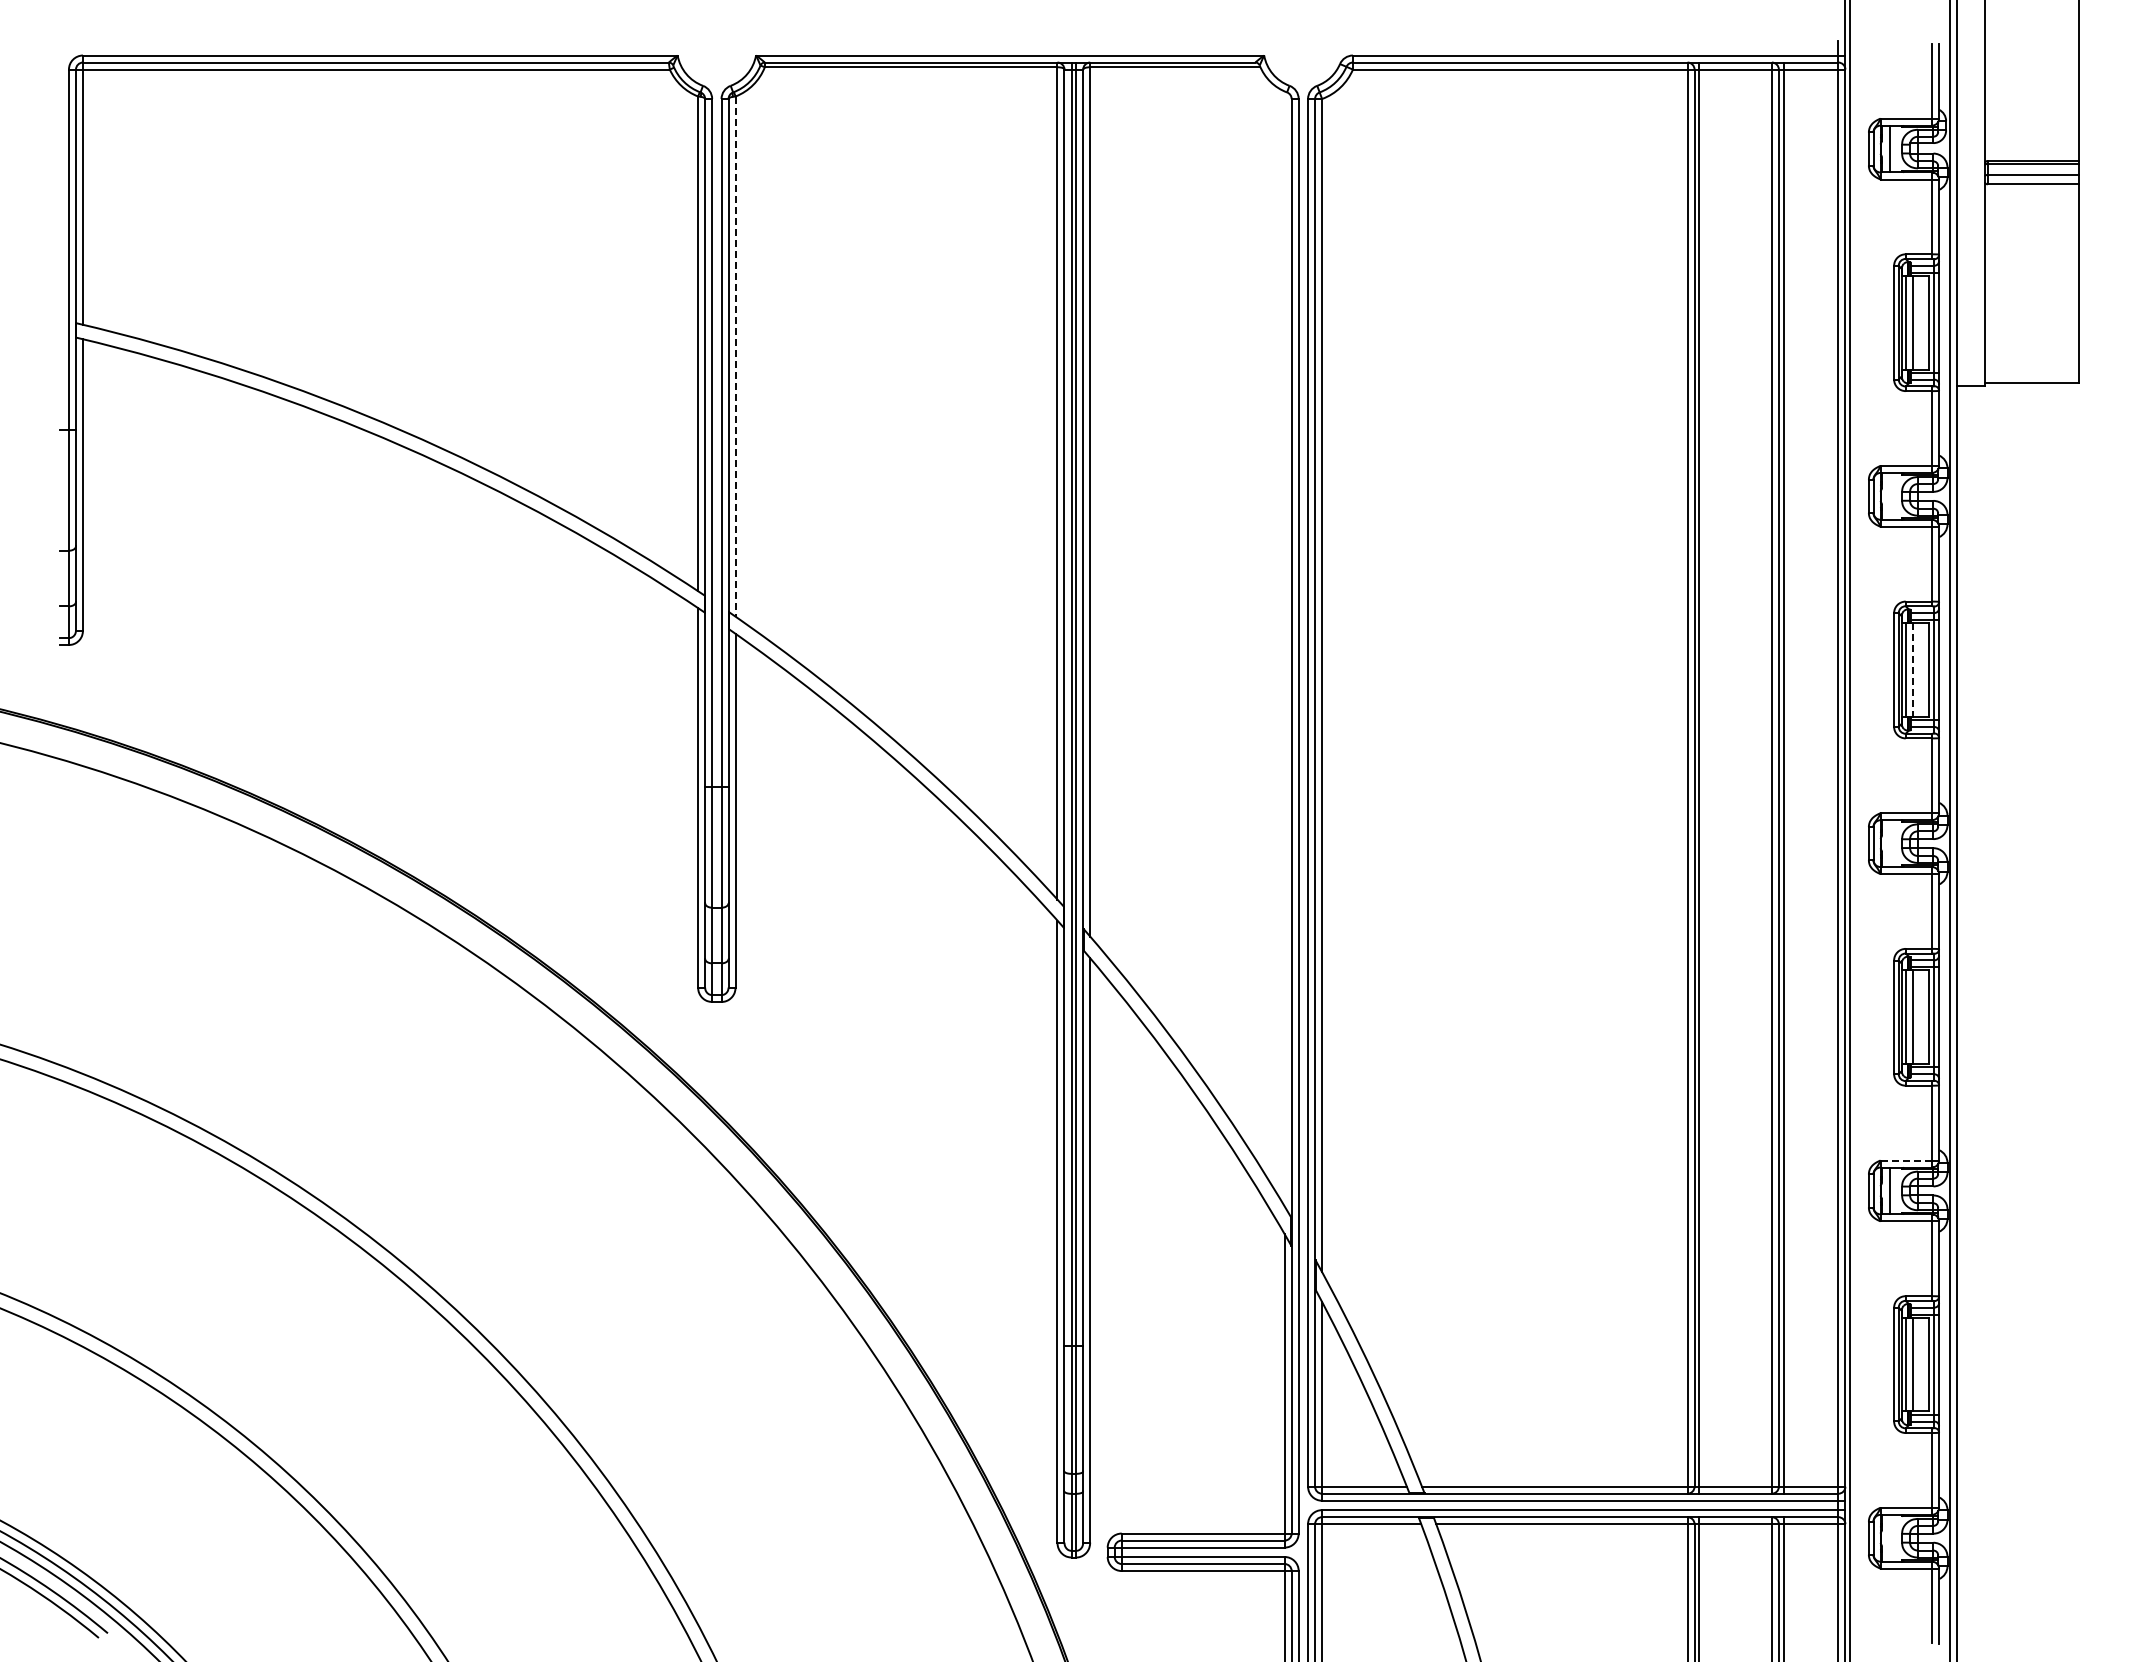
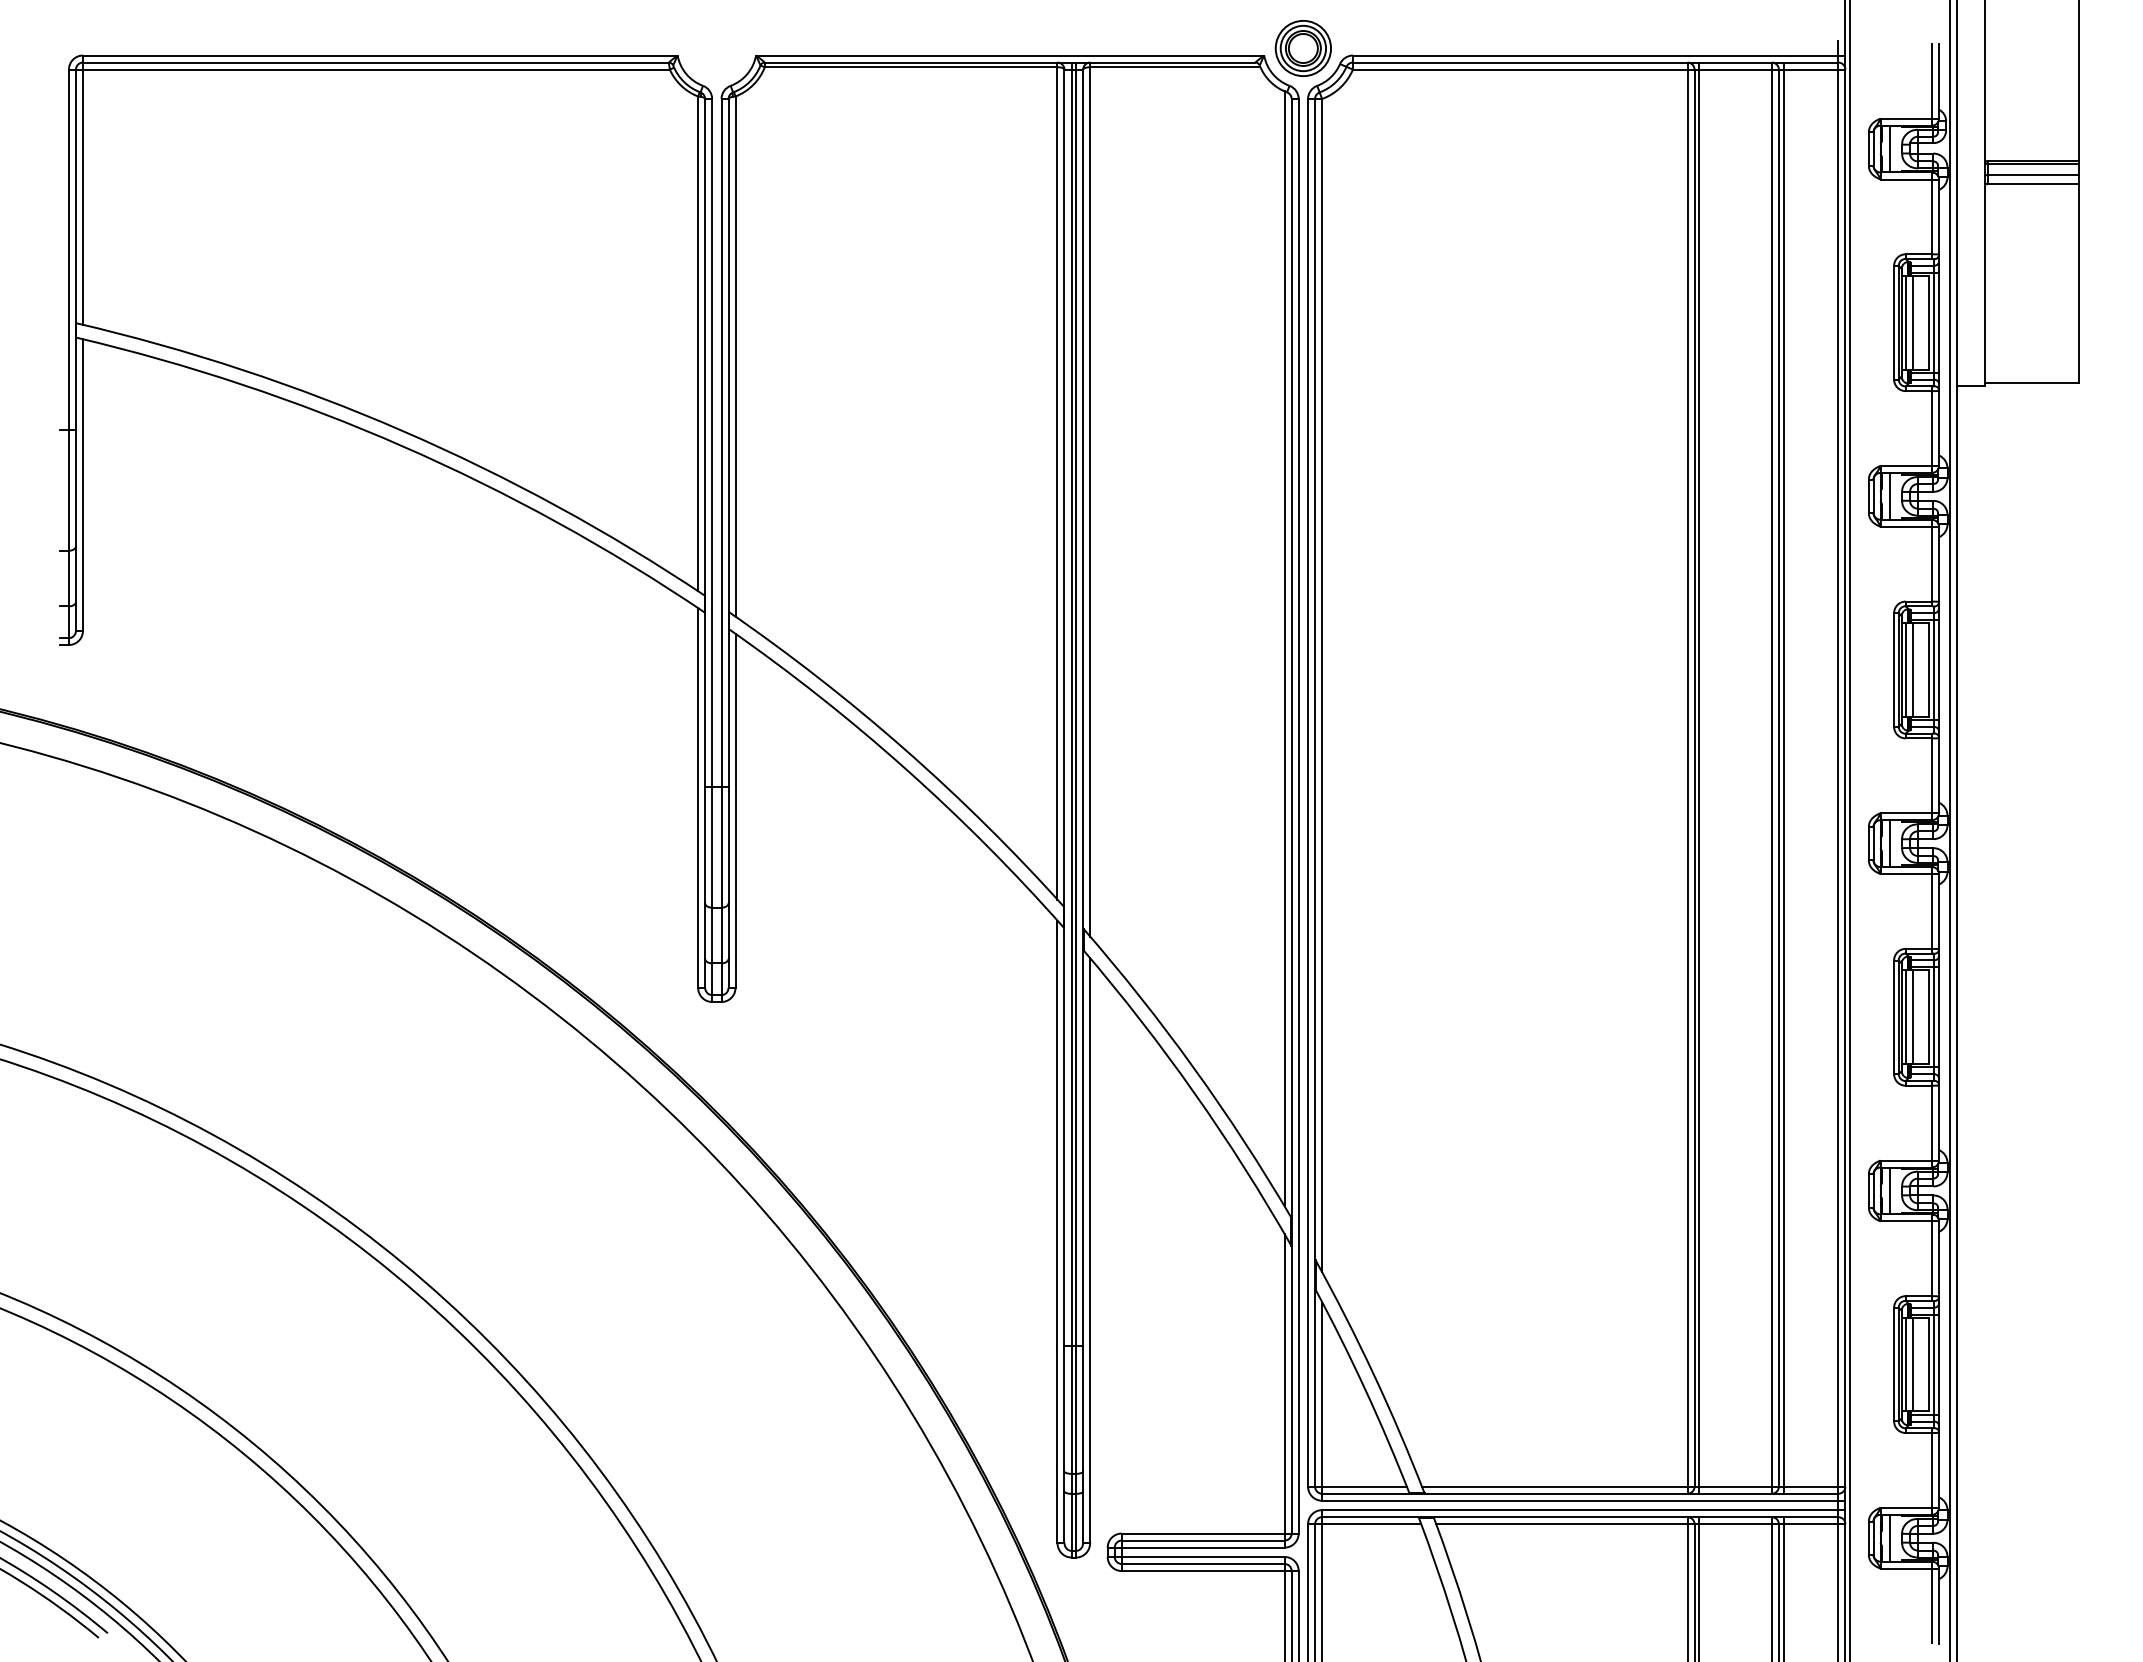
part: none -> present (1302, 48)
line: dashed -> solid (735, 357)
line: none -> present (1889, 495)
line: none -> present (1284, 648)
line: dashed -> solid (1912, 670)
line: none -> present (1889, 843)
line: dashed -> solid (1906, 1160)
line: none -> present (1889, 1537)
